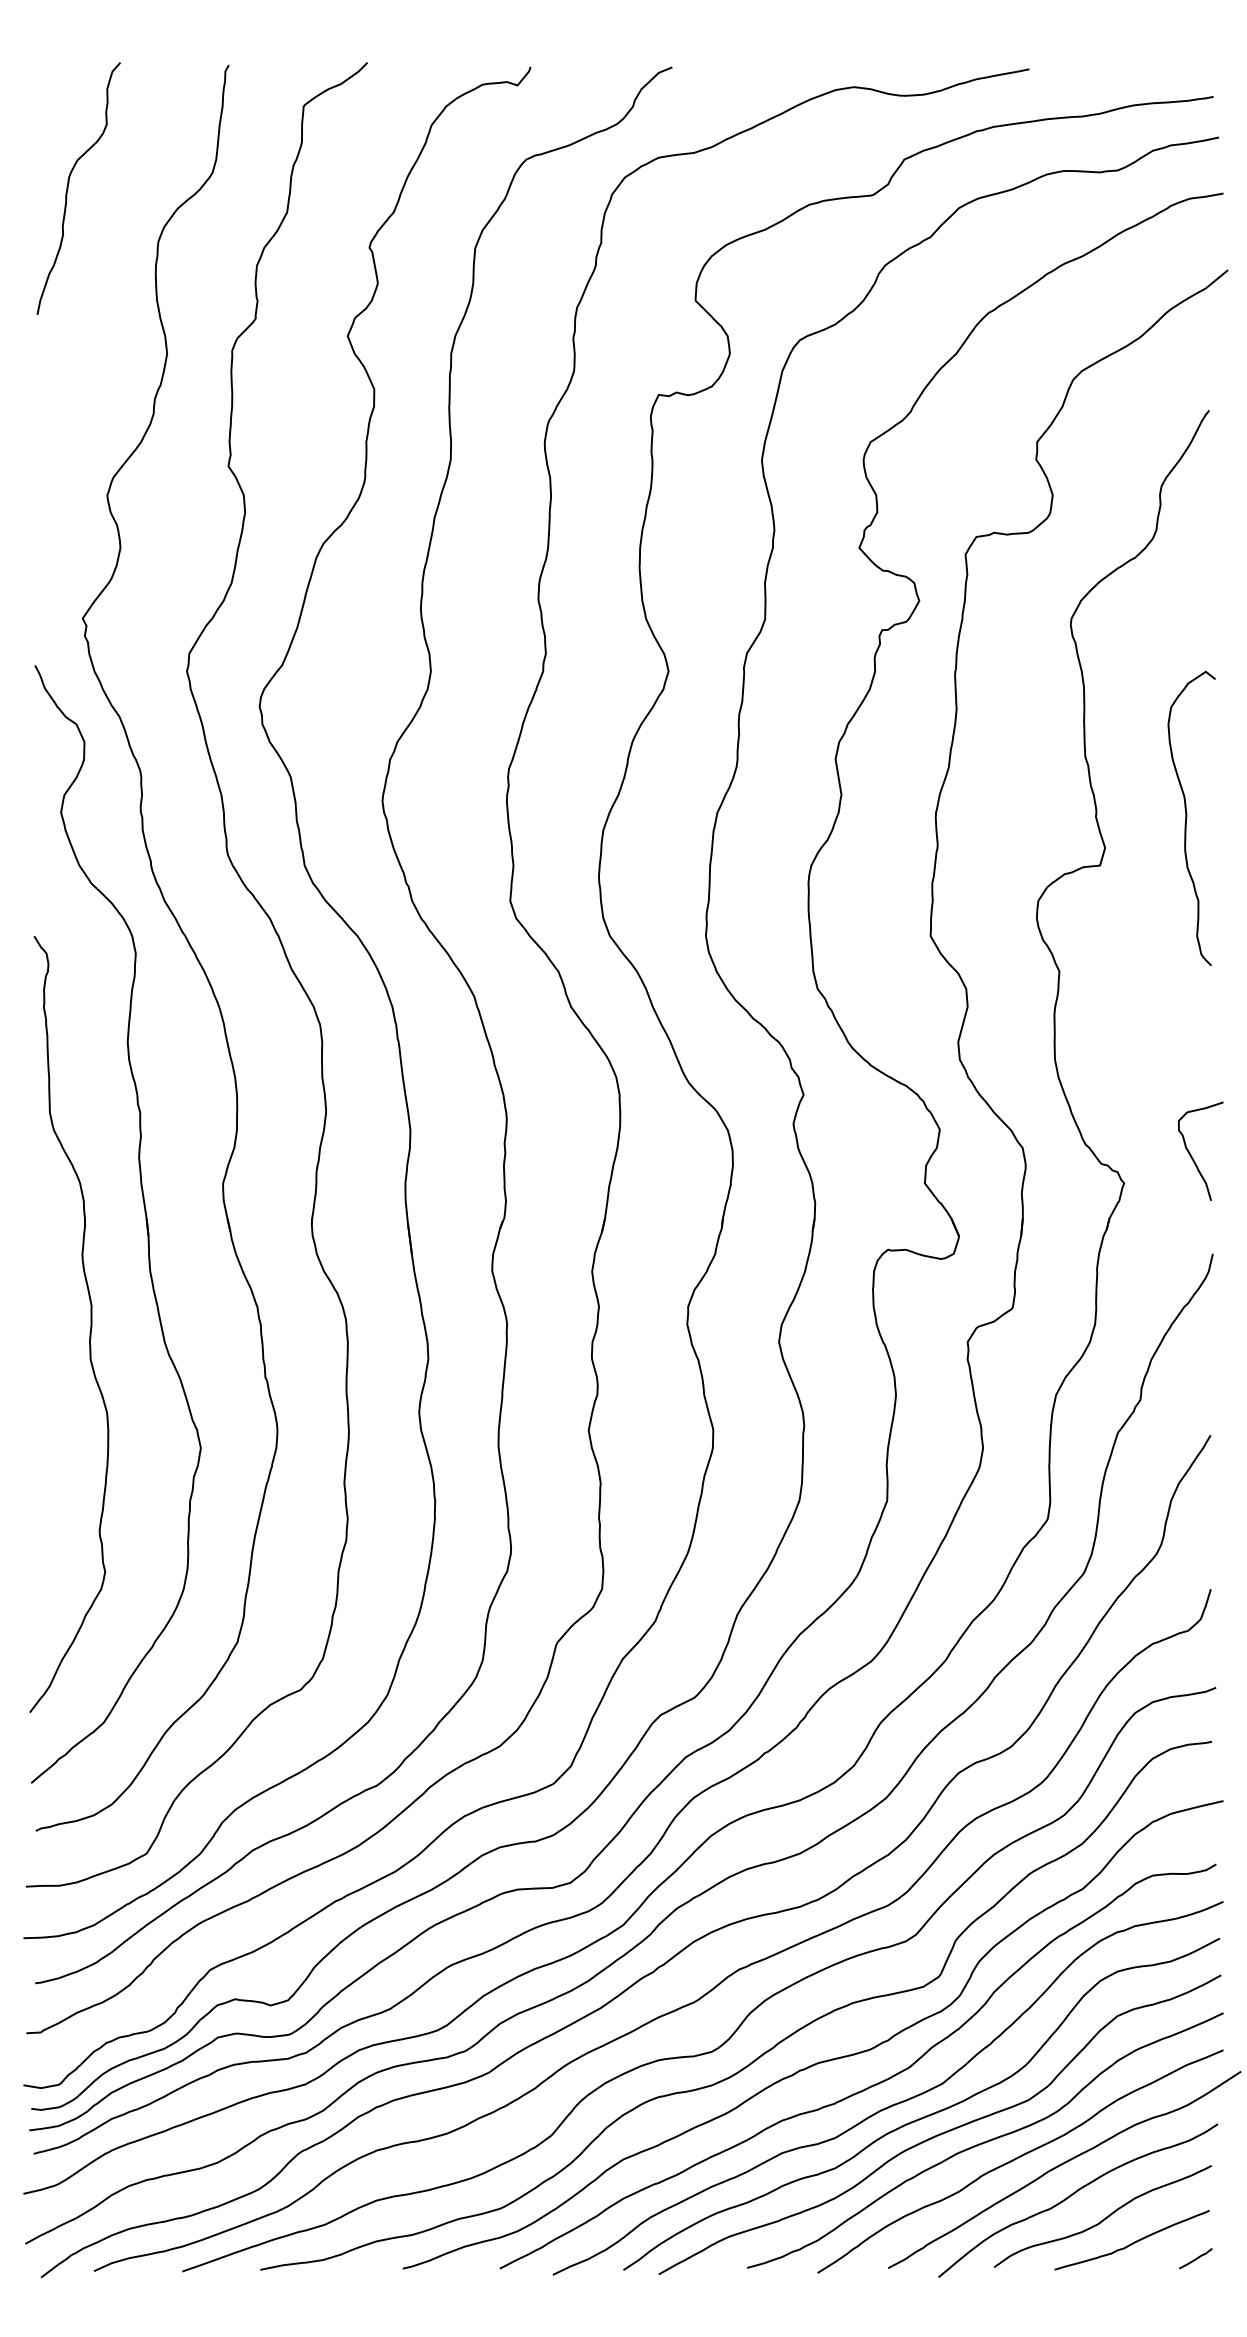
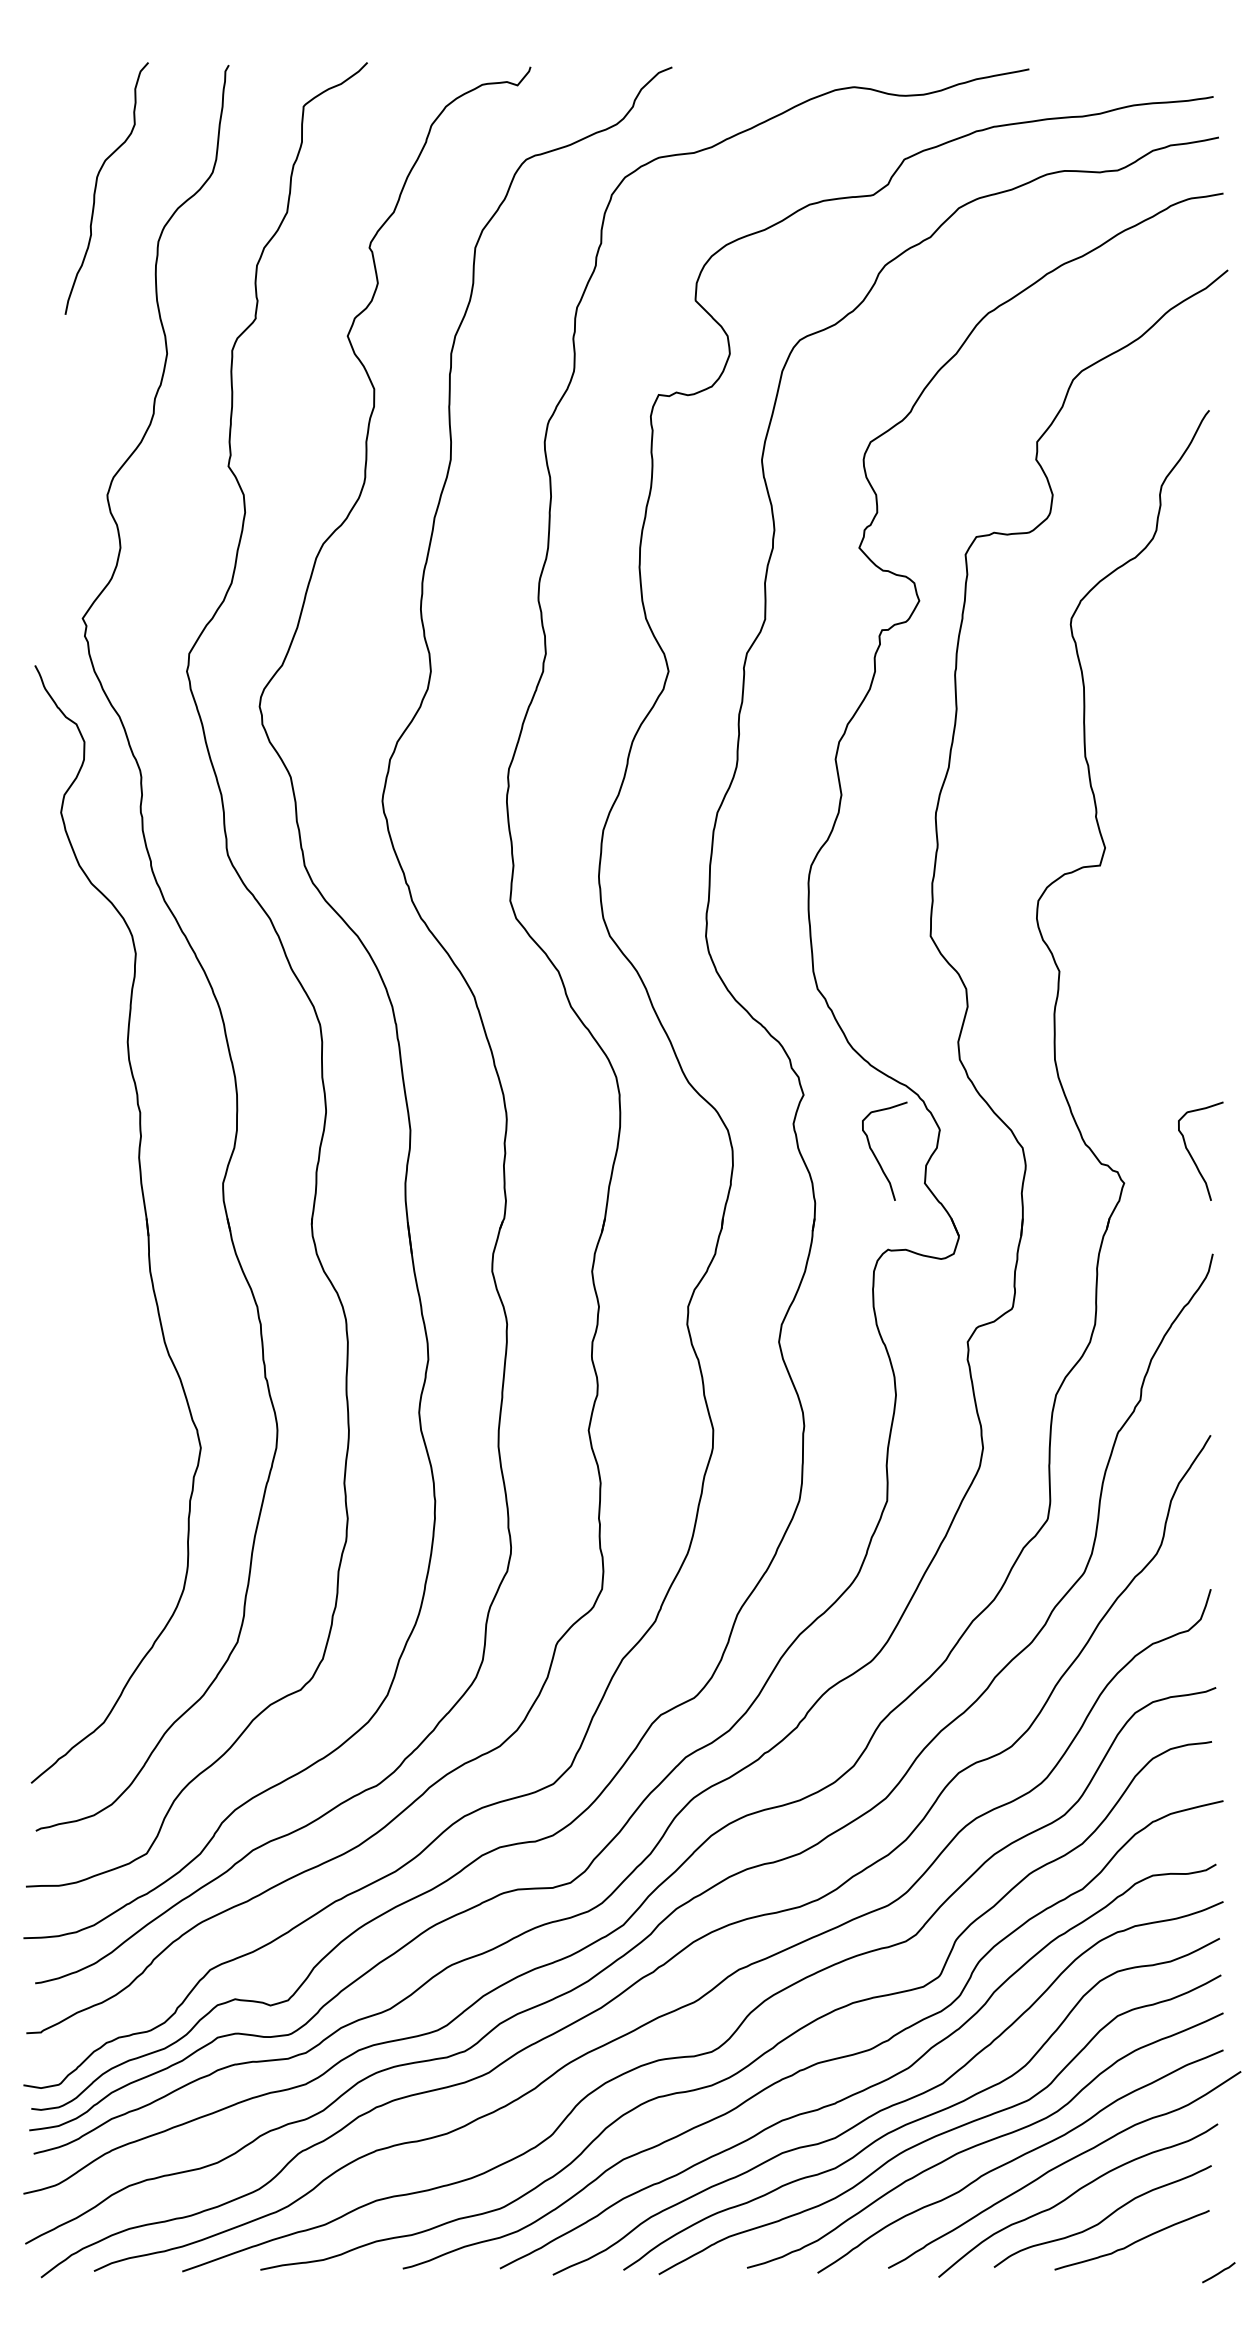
curve position: (68, 188) -> (96, 188) (96, 188)
curve: present -> none (1187, 817)
curve: none -> present (875, 1154)
part: present -> none (90, 1324)
line position: (1195, 2258) -> (1218, 2272) (1218, 2272)
